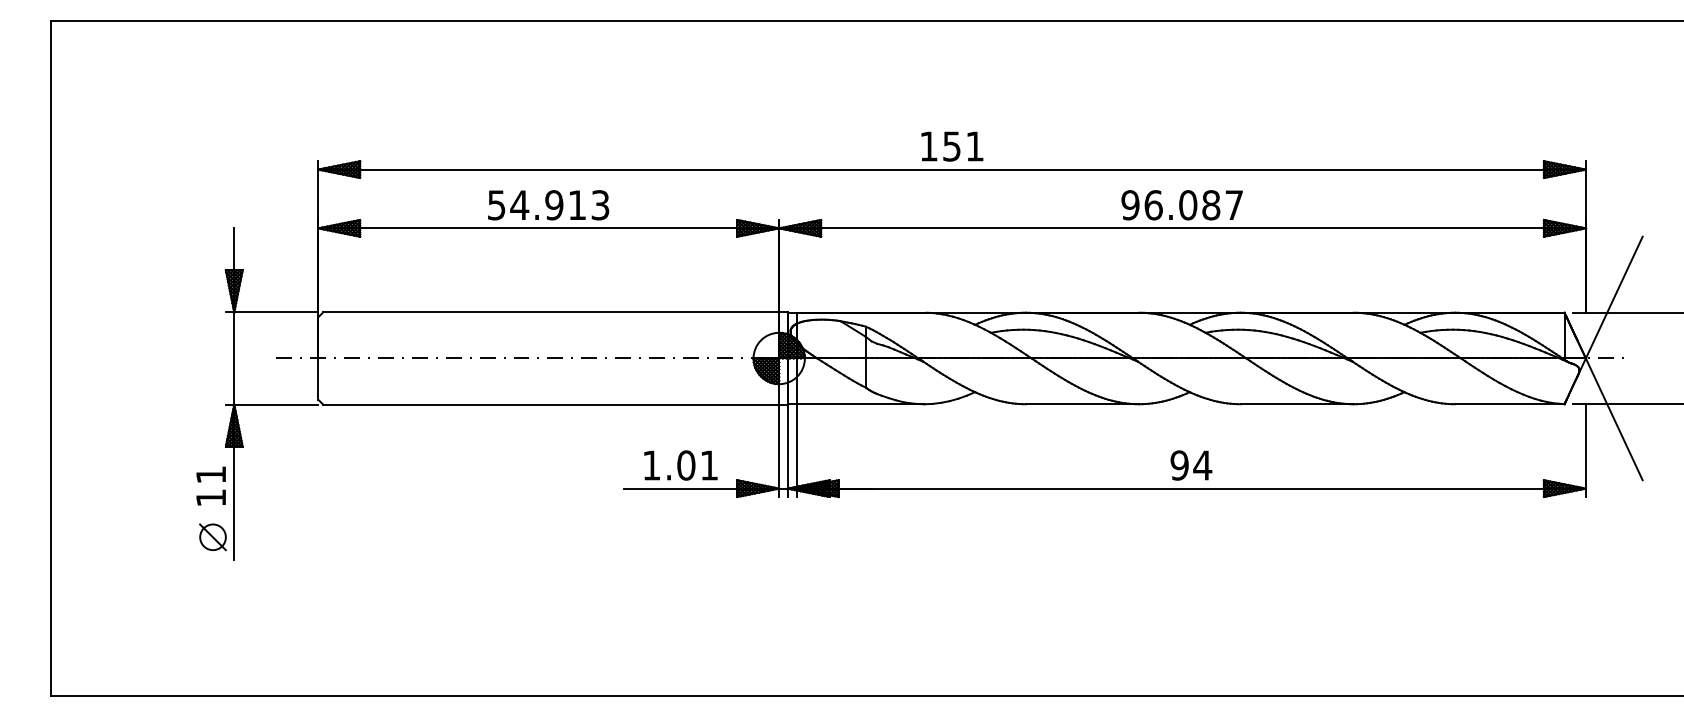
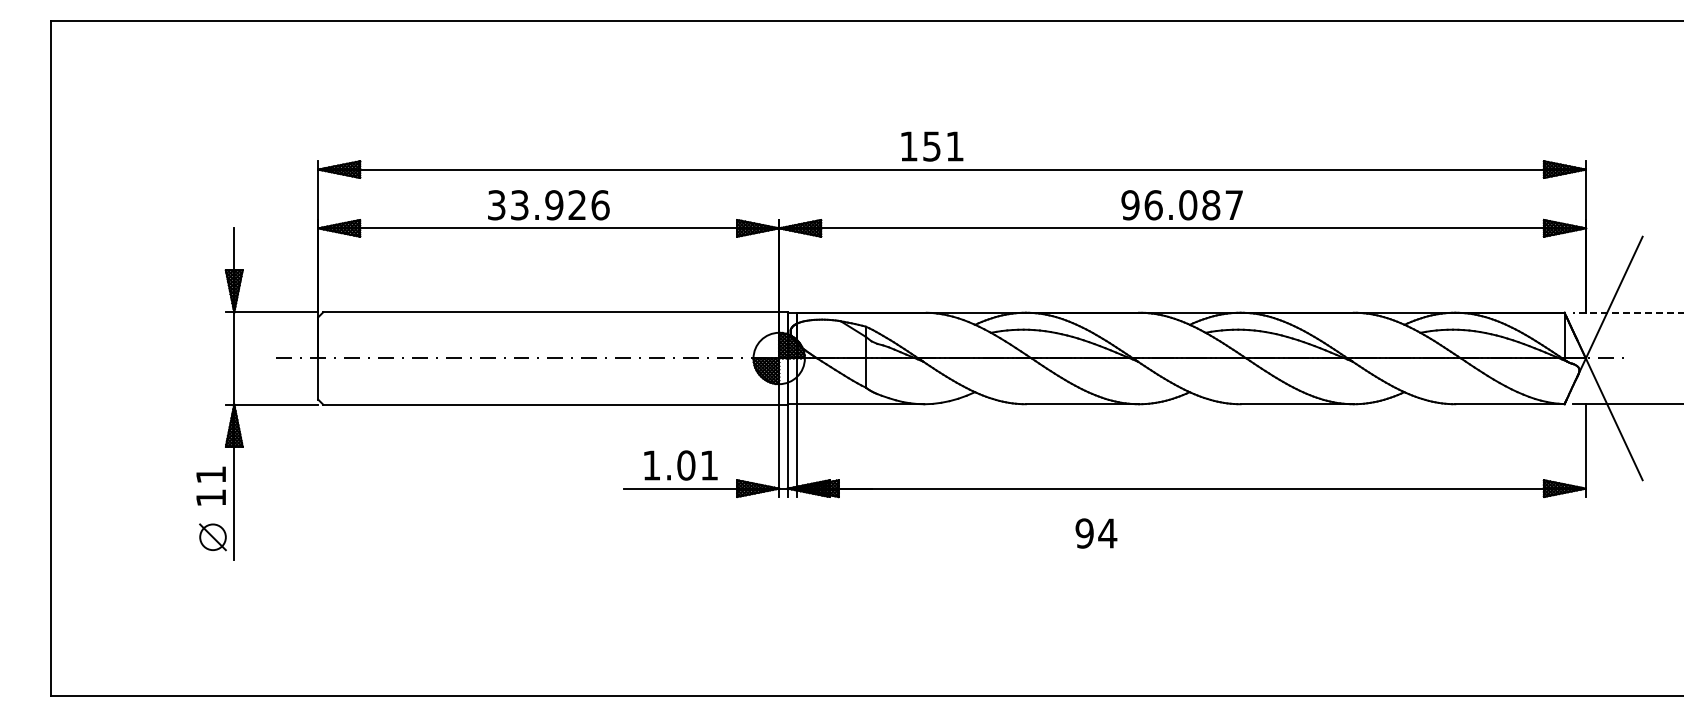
text position: (952, 146) -> (932, 146) (932, 146)
text: 54.913 -> 33.926 (548, 205)
line: solid -> dashed (1627, 312)
text position: (1191, 465) -> (1096, 533) (1096, 533)
